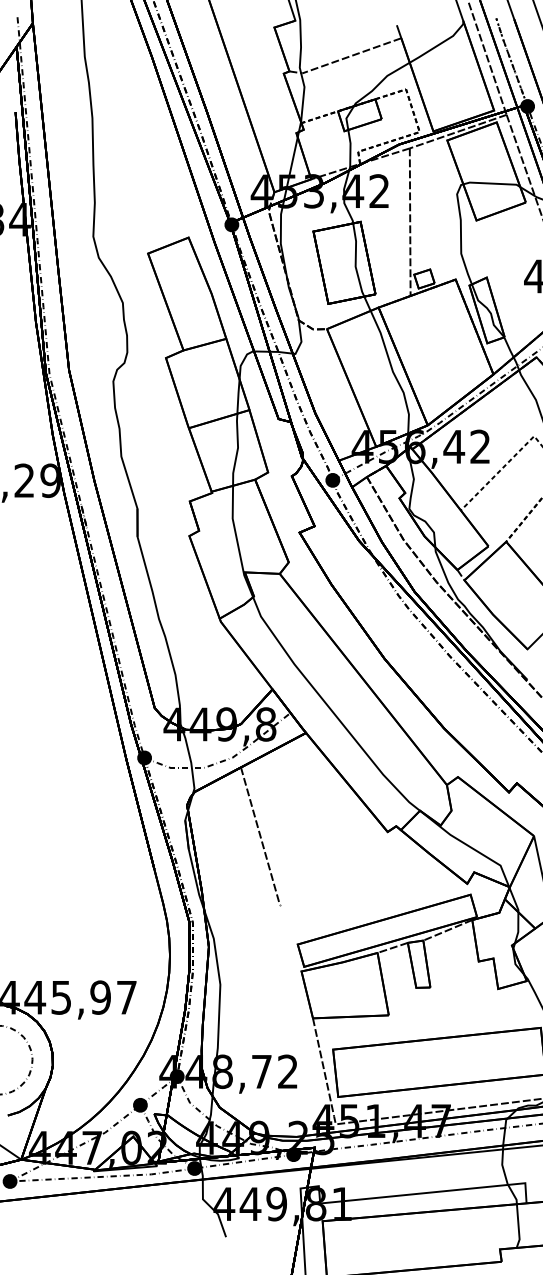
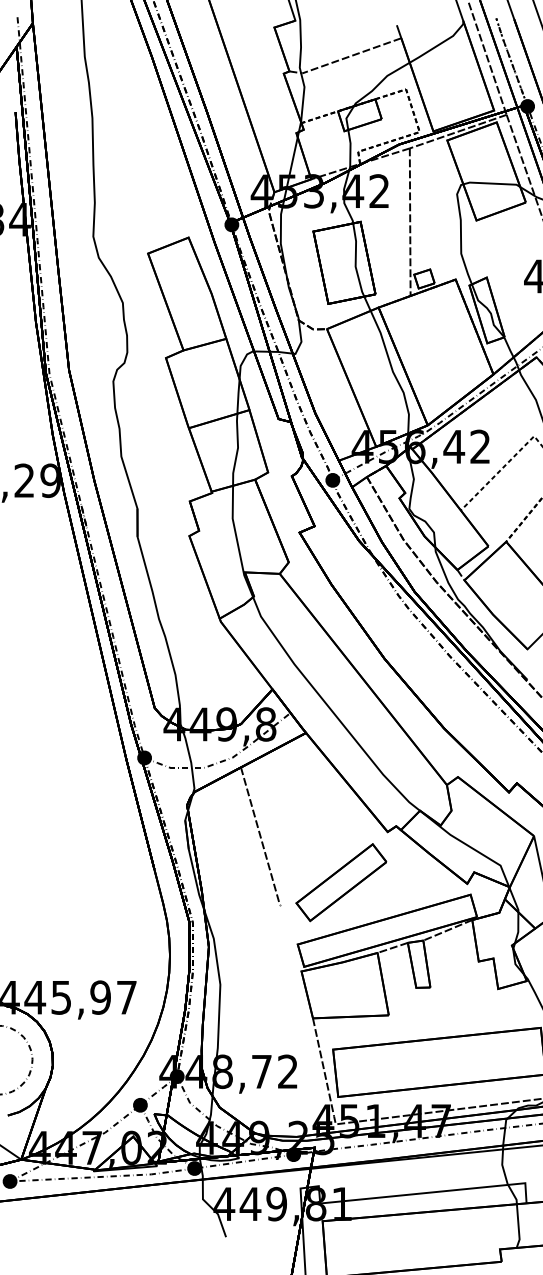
part: none -> present (341, 882)
